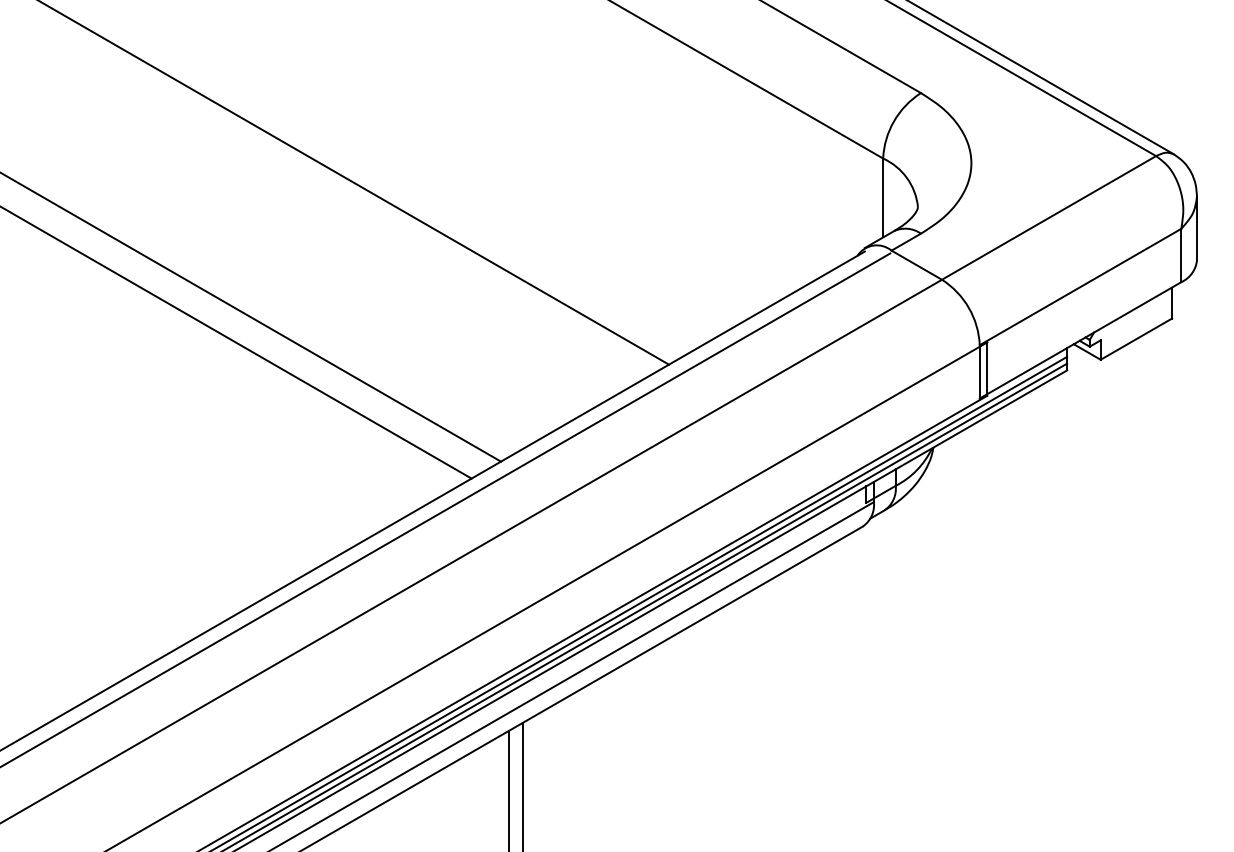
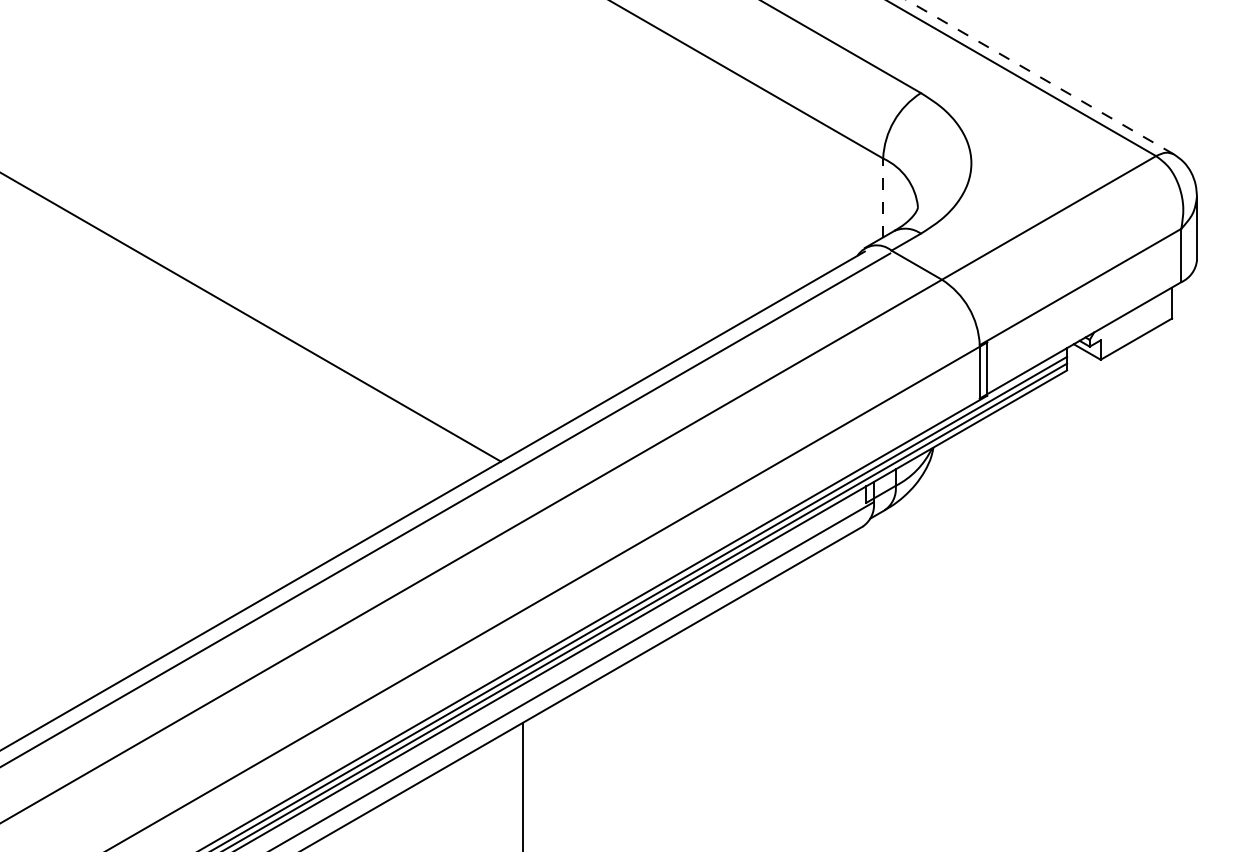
line: solid -> dashed (1040, 77)
line: present -> none (355, 183)
line: solid -> dashed (883, 197)
line: present -> none (236, 342)
line: present -> none (508, 789)
